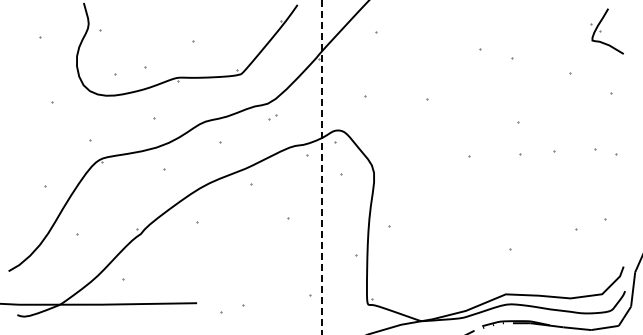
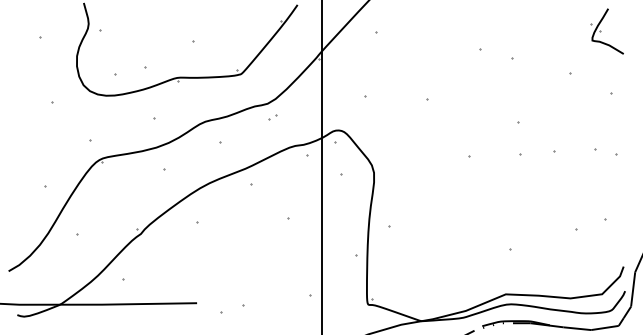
line: dashed -> solid (322, 167)
